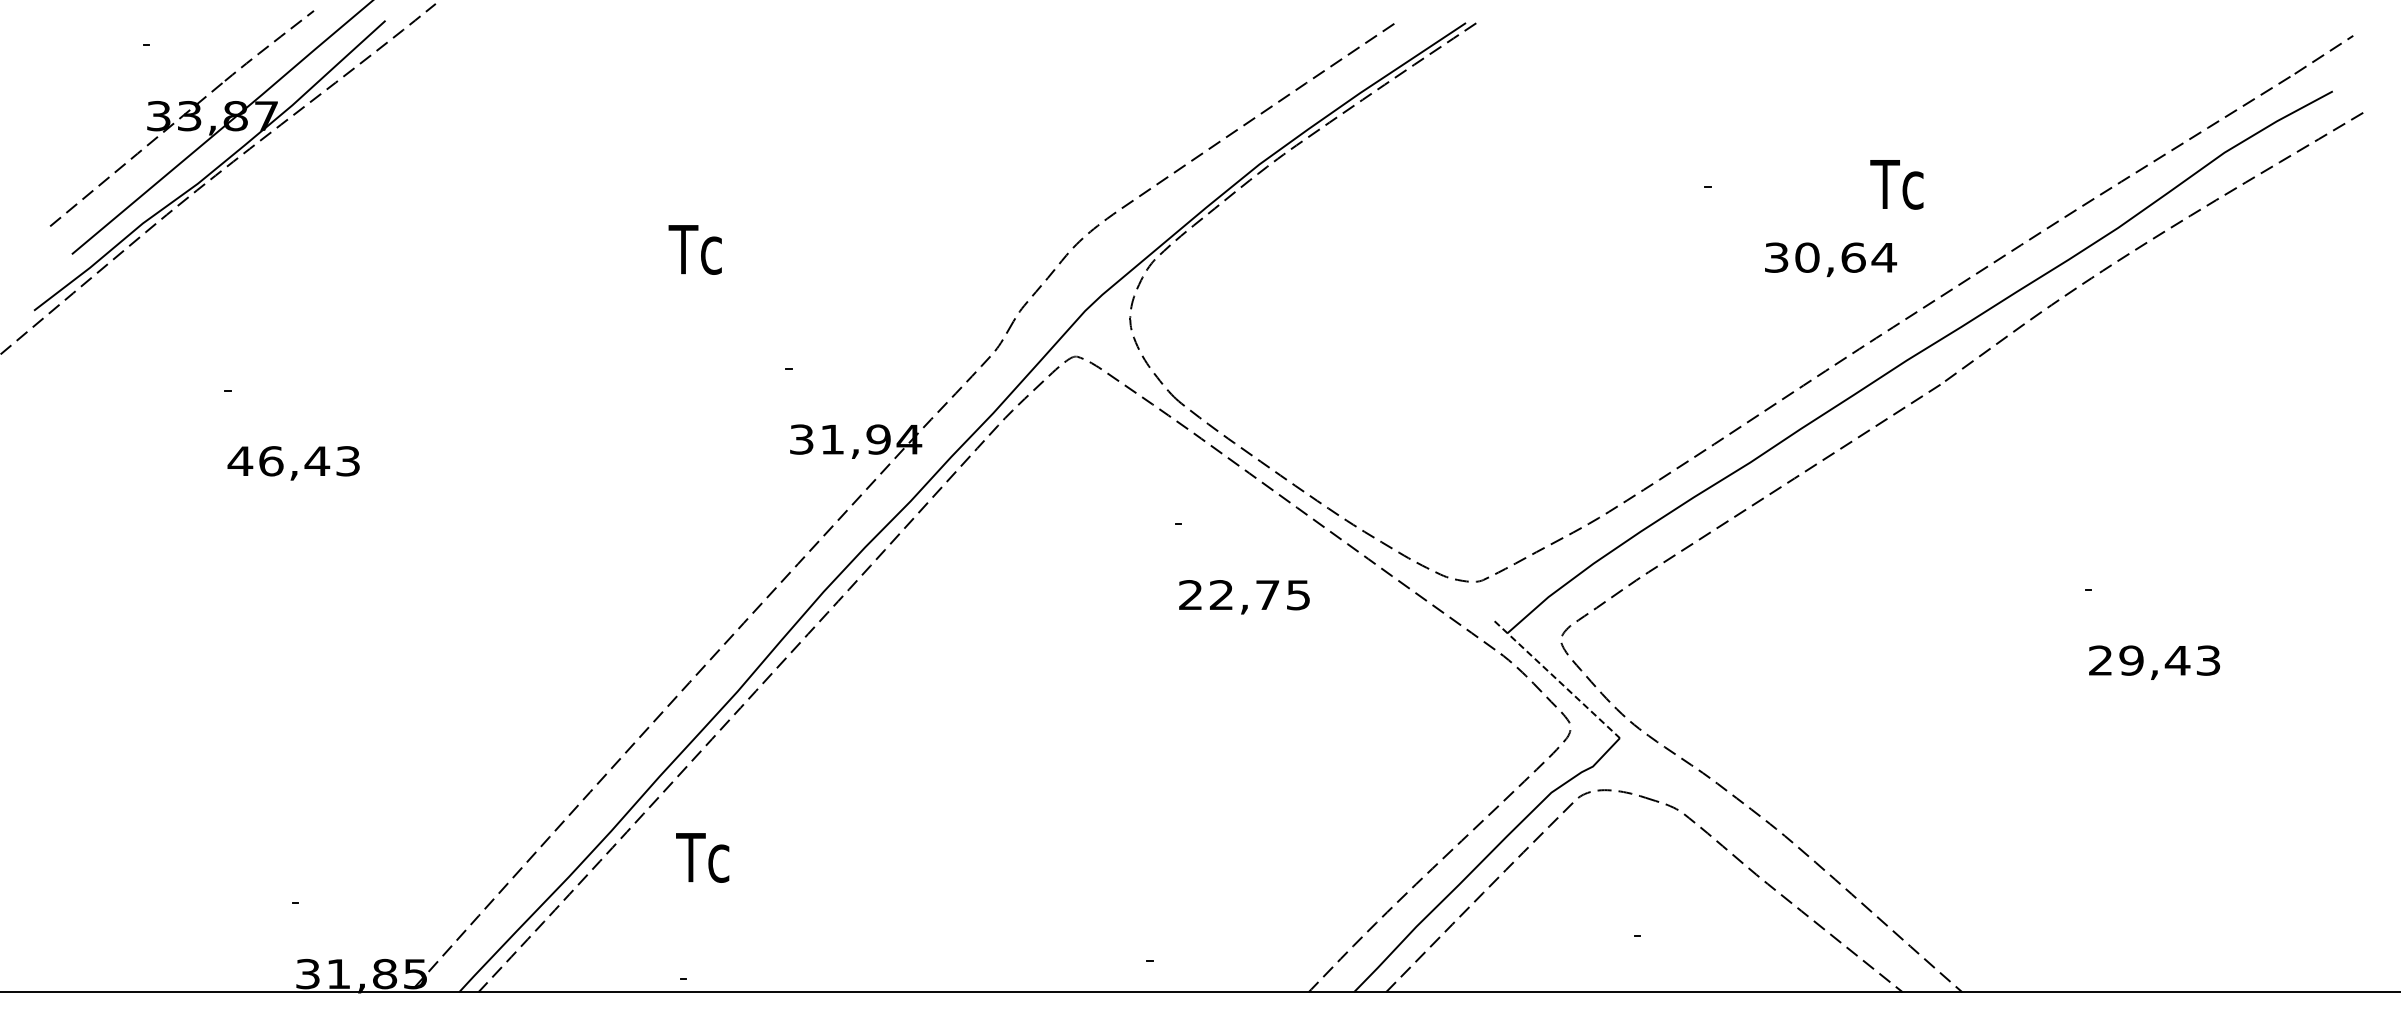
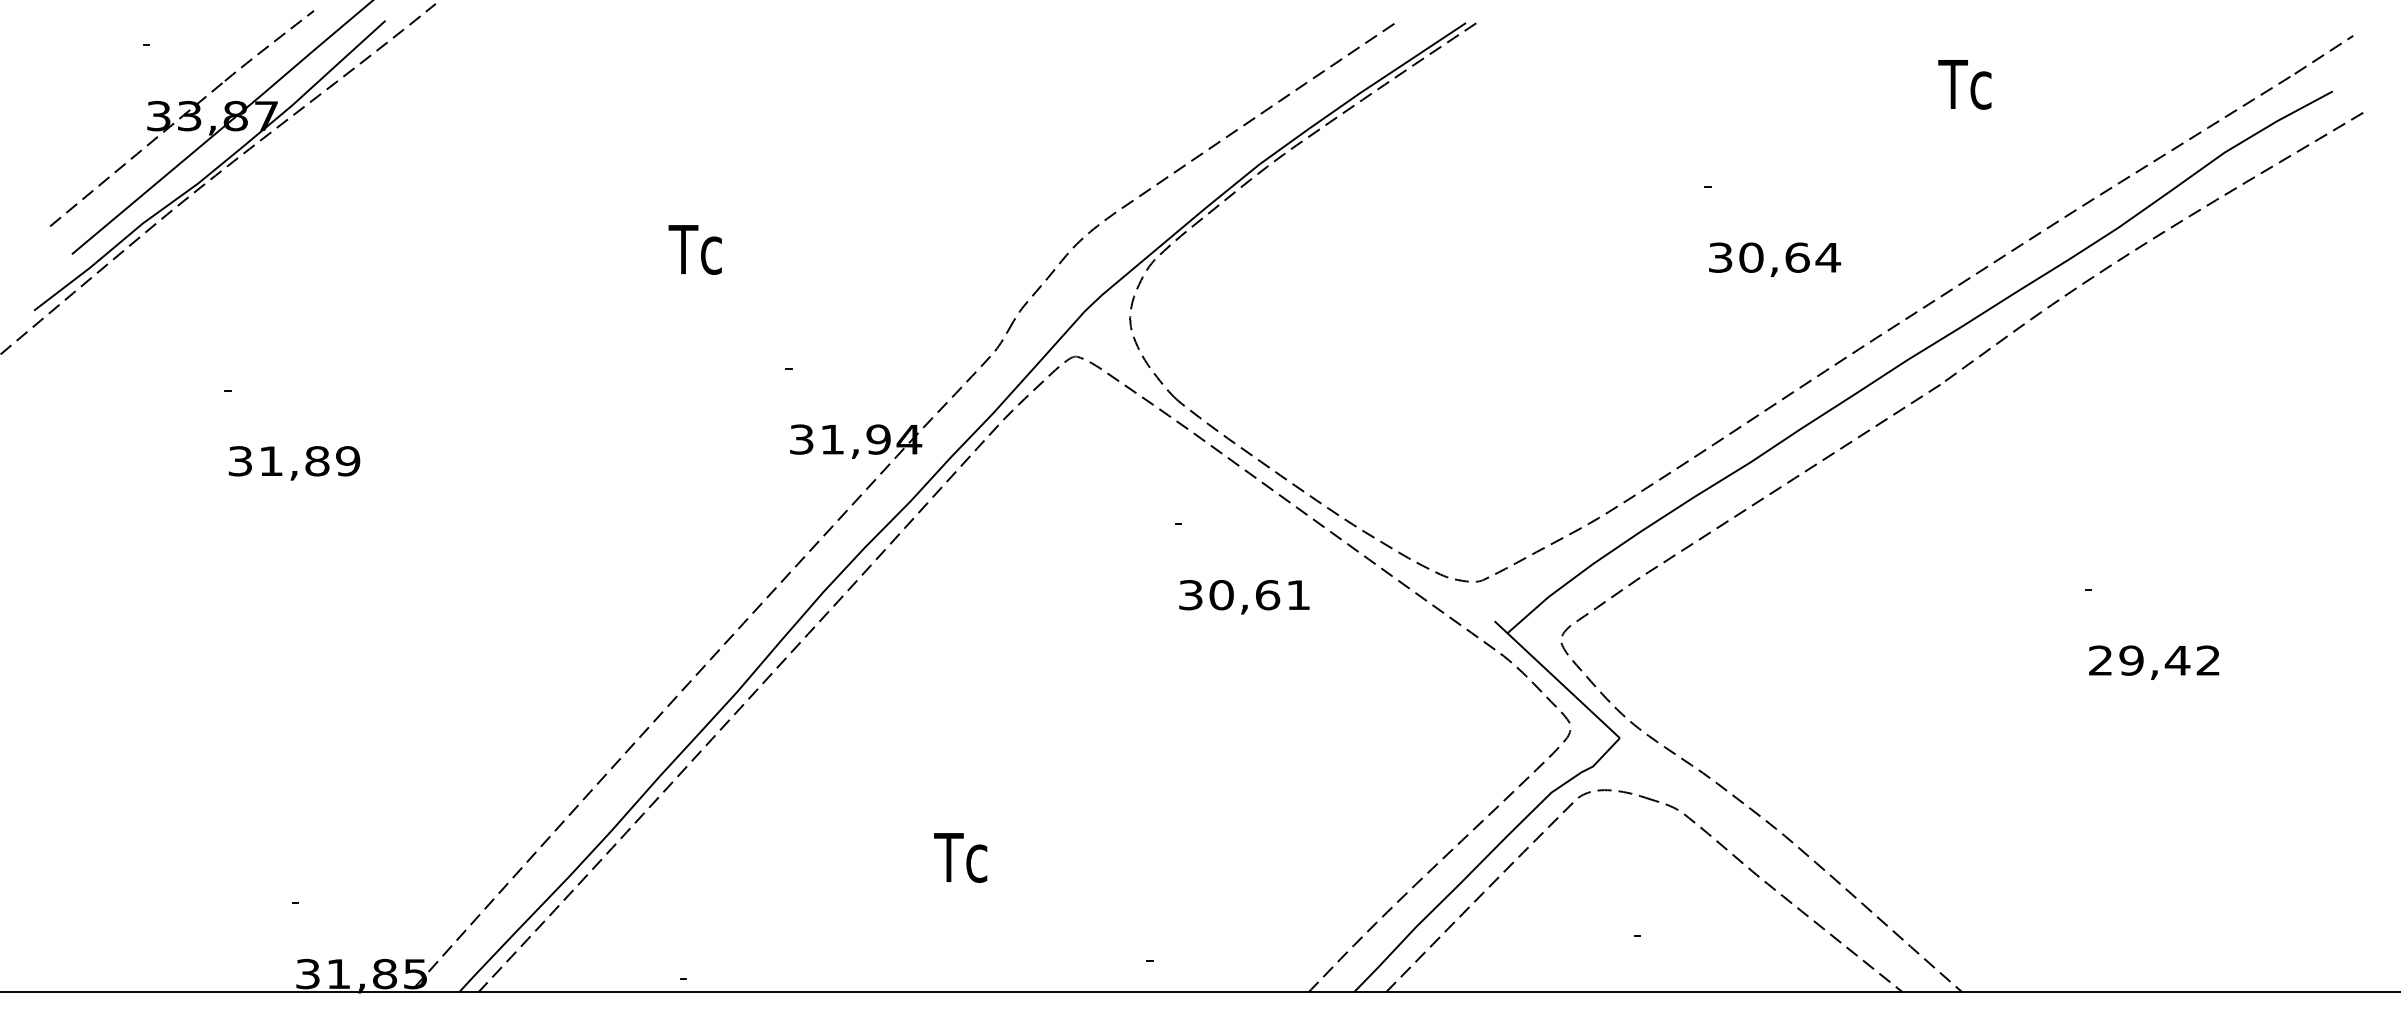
text position: (1896, 184) -> (1964, 84) (1964, 84)
text position: (1831, 259) -> (1775, 259) (1775, 259)
text: 46,43 -> 31,89 (293, 461)
text: 22,75 -> 30,61 (1244, 595)
text: 29,43 -> 29,42 (2208, 660)
line: dashed -> solid (1557, 679)
text position: (702, 857) -> (960, 857) (960, 857)
